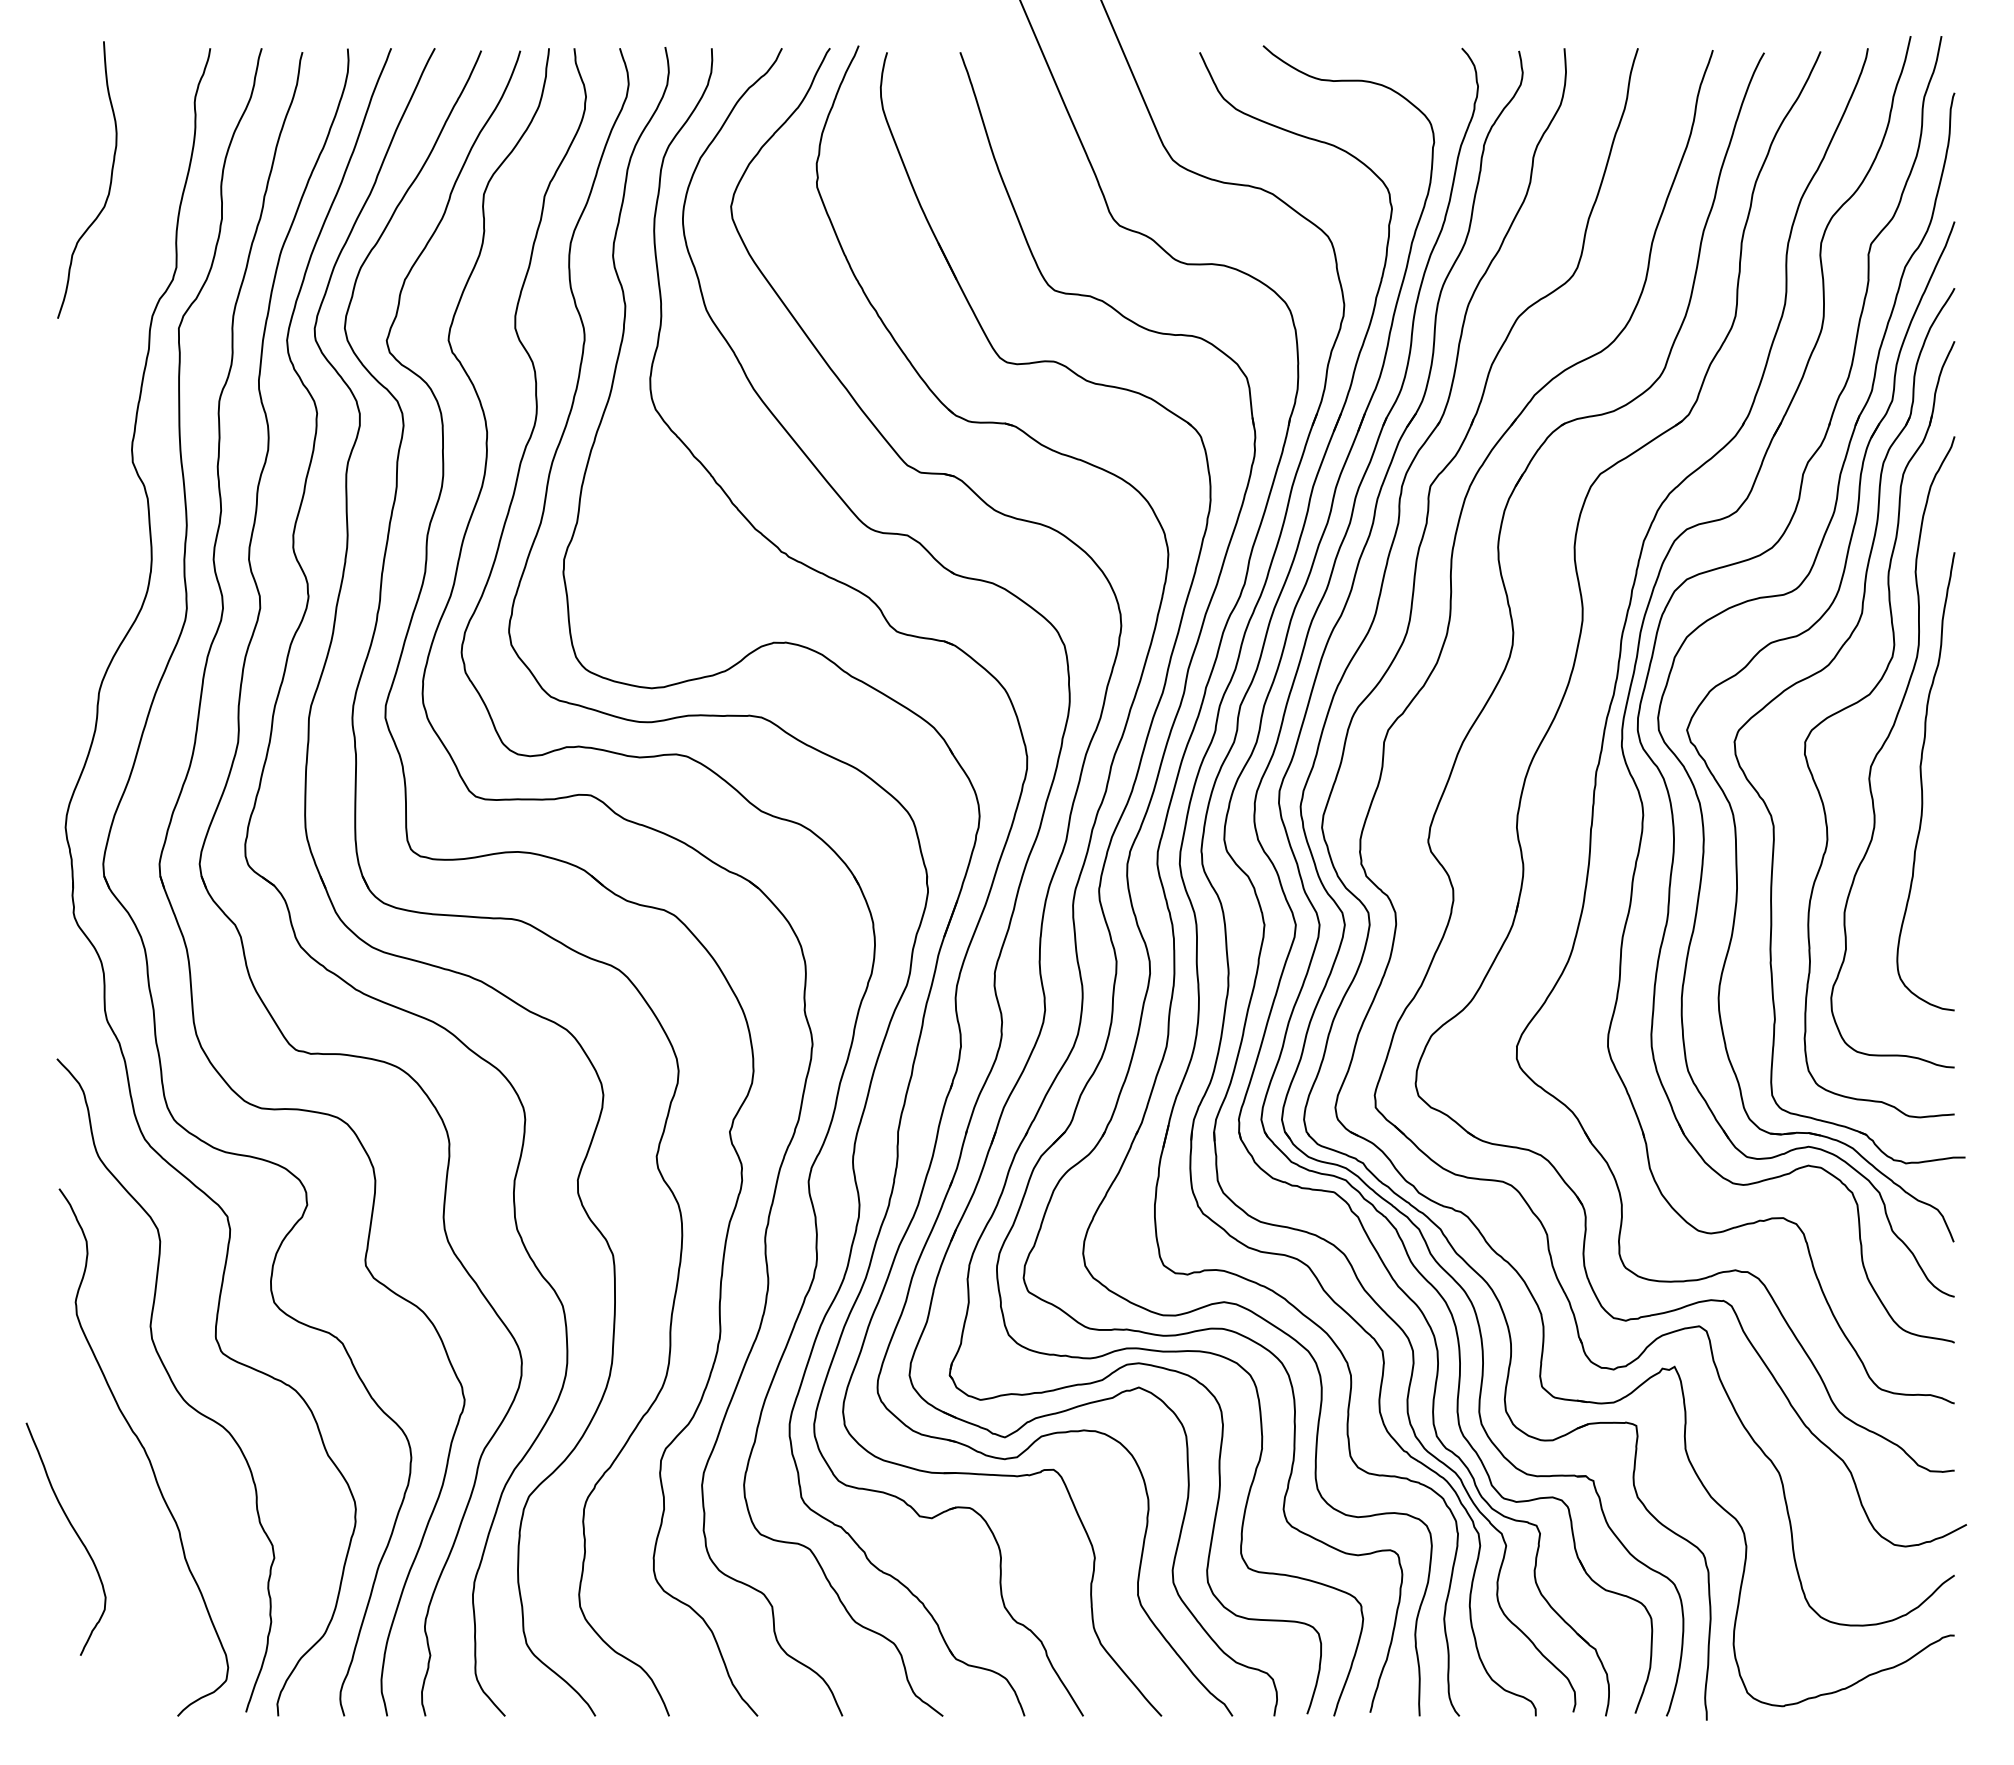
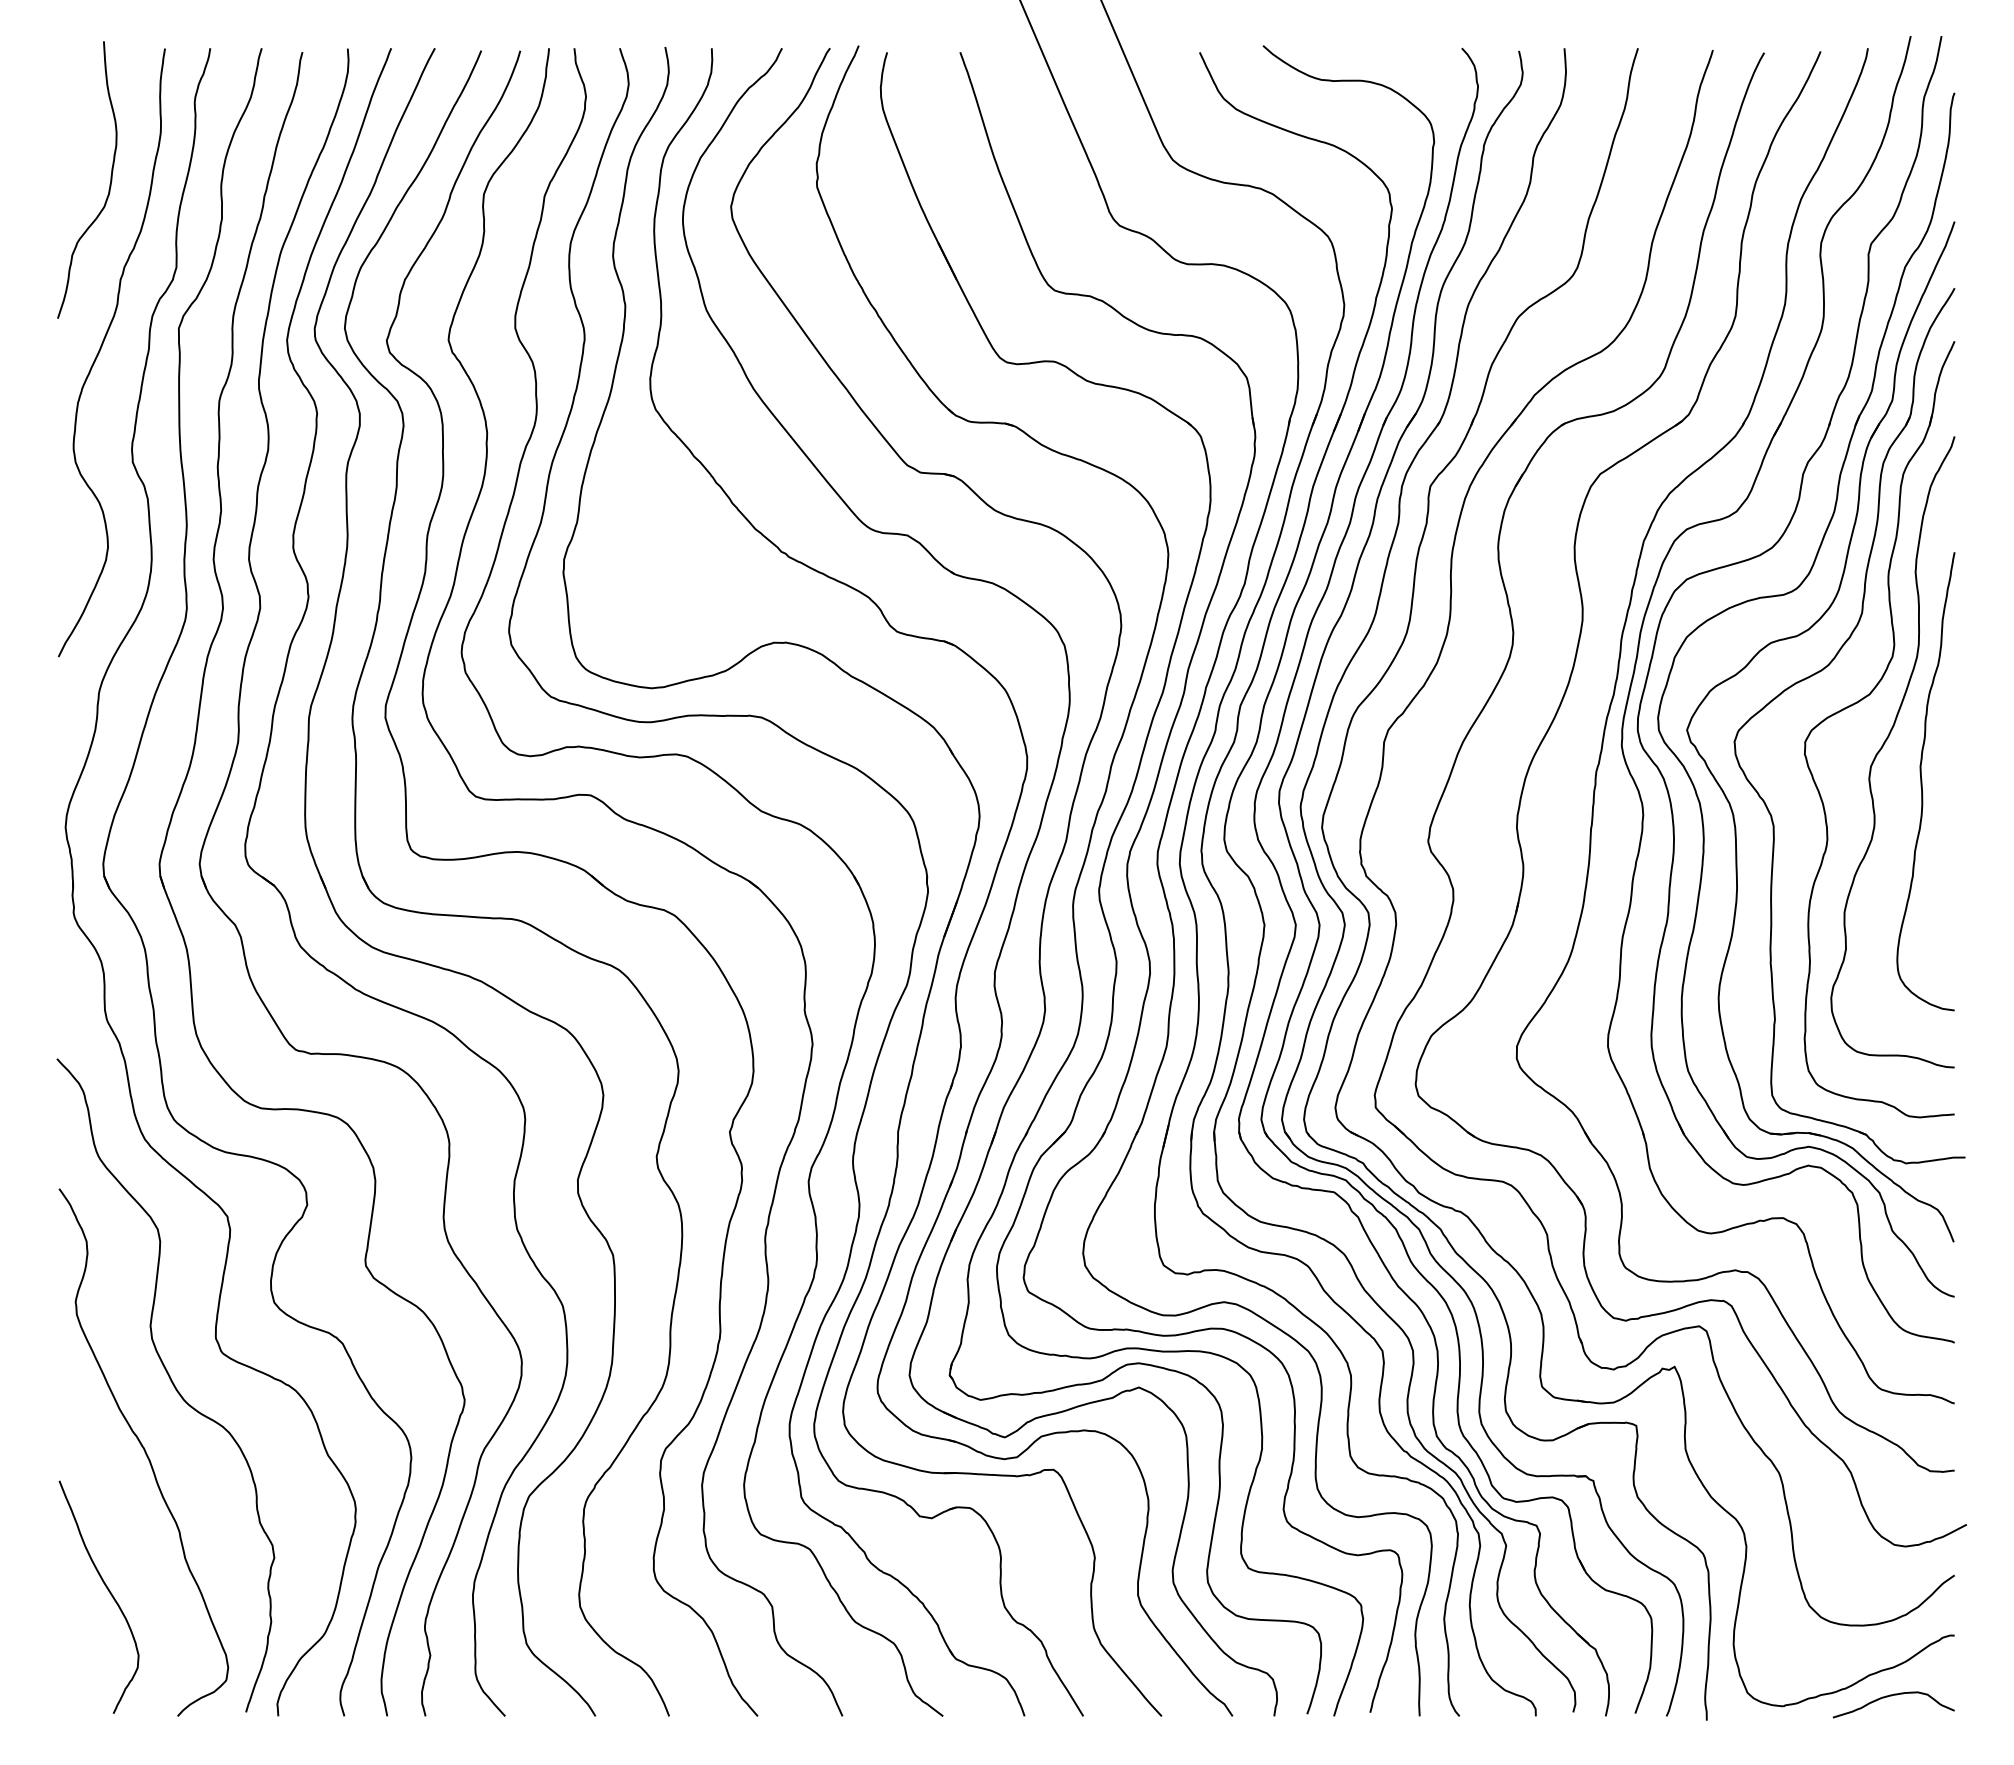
curve: none -> present (101, 349)
curve position: (74, 1532) -> (107, 1590) (107, 1590)
curve: none -> present (1891, 1696)
